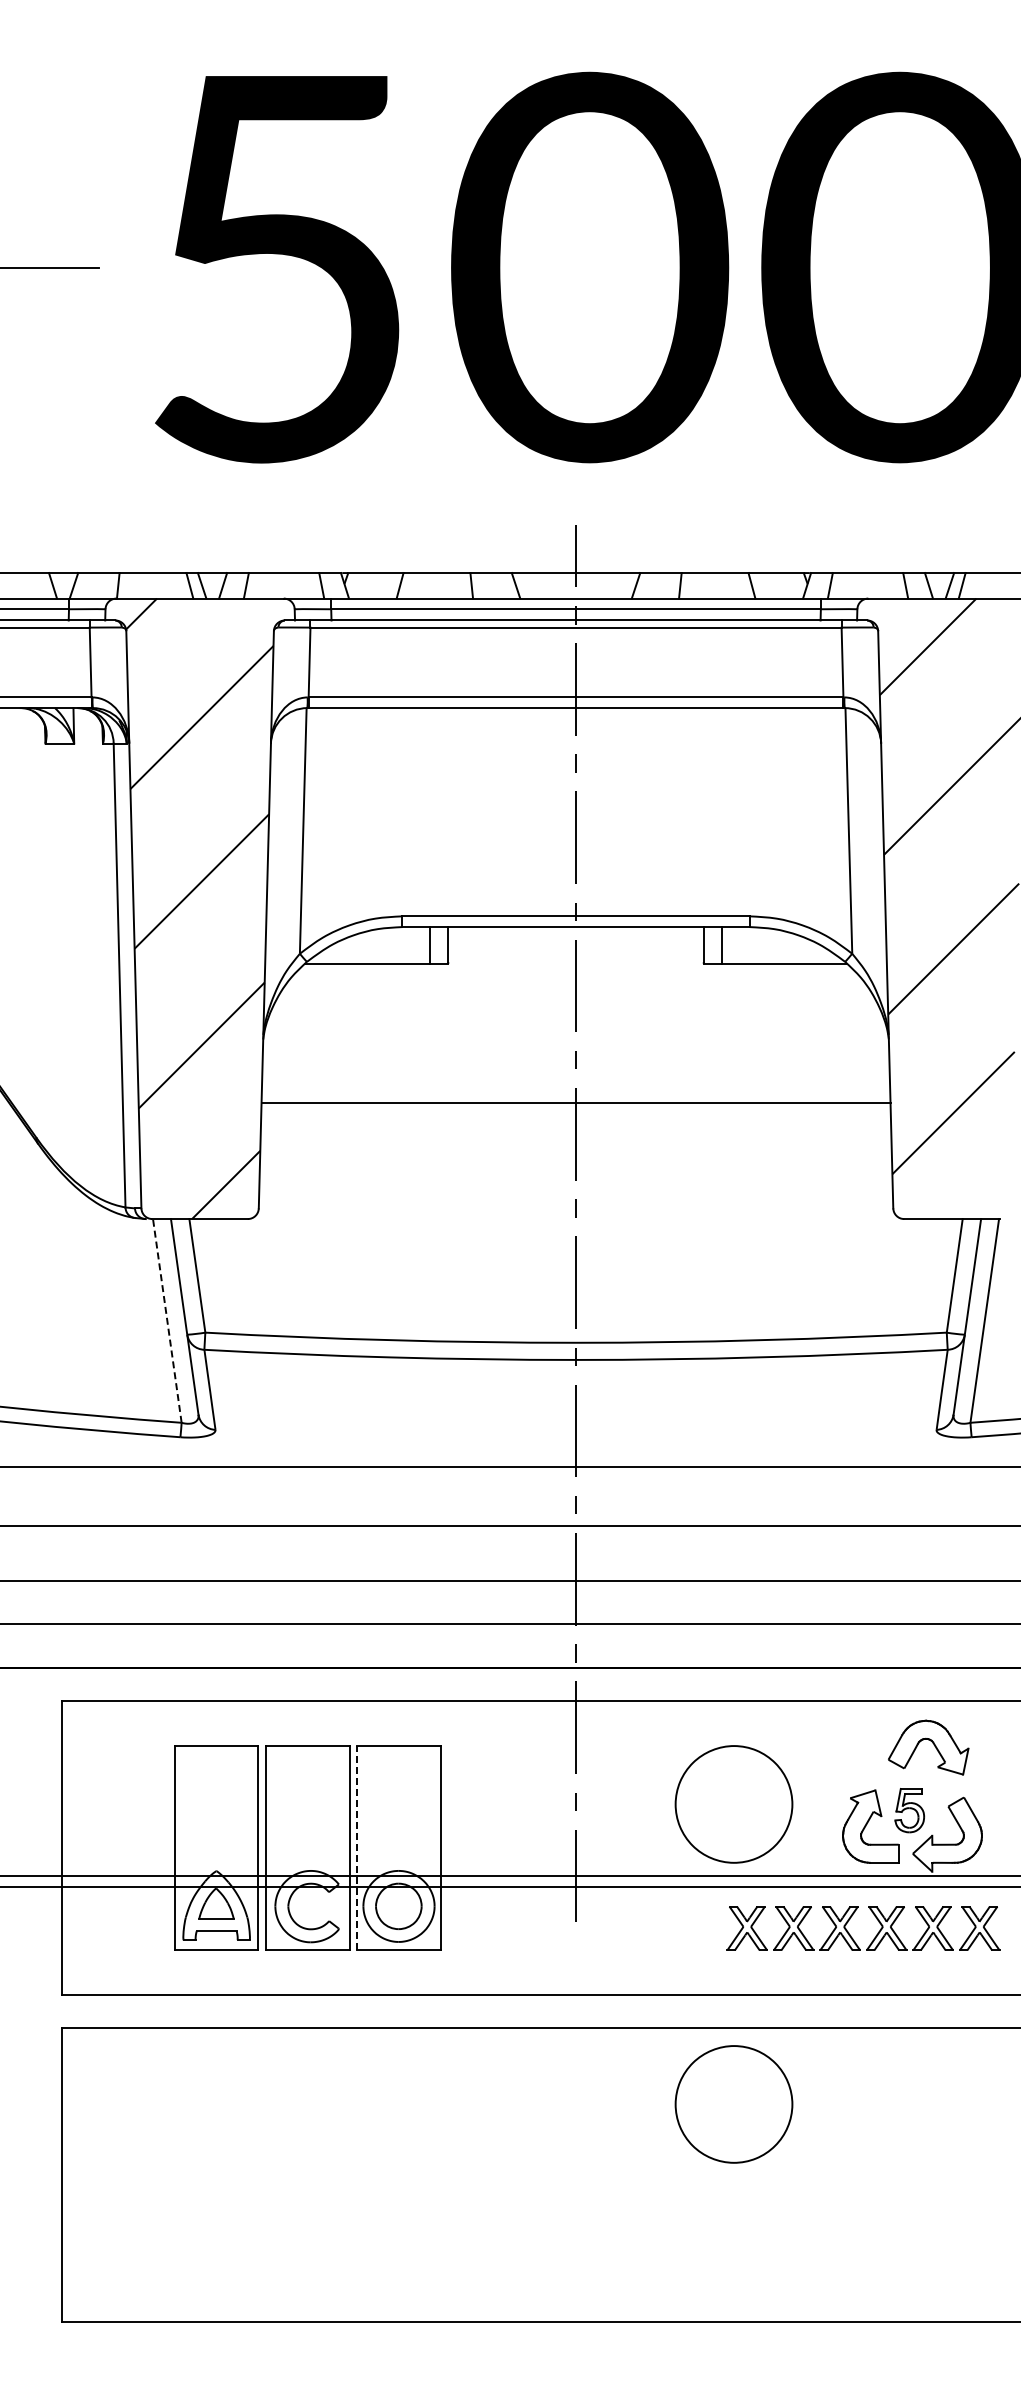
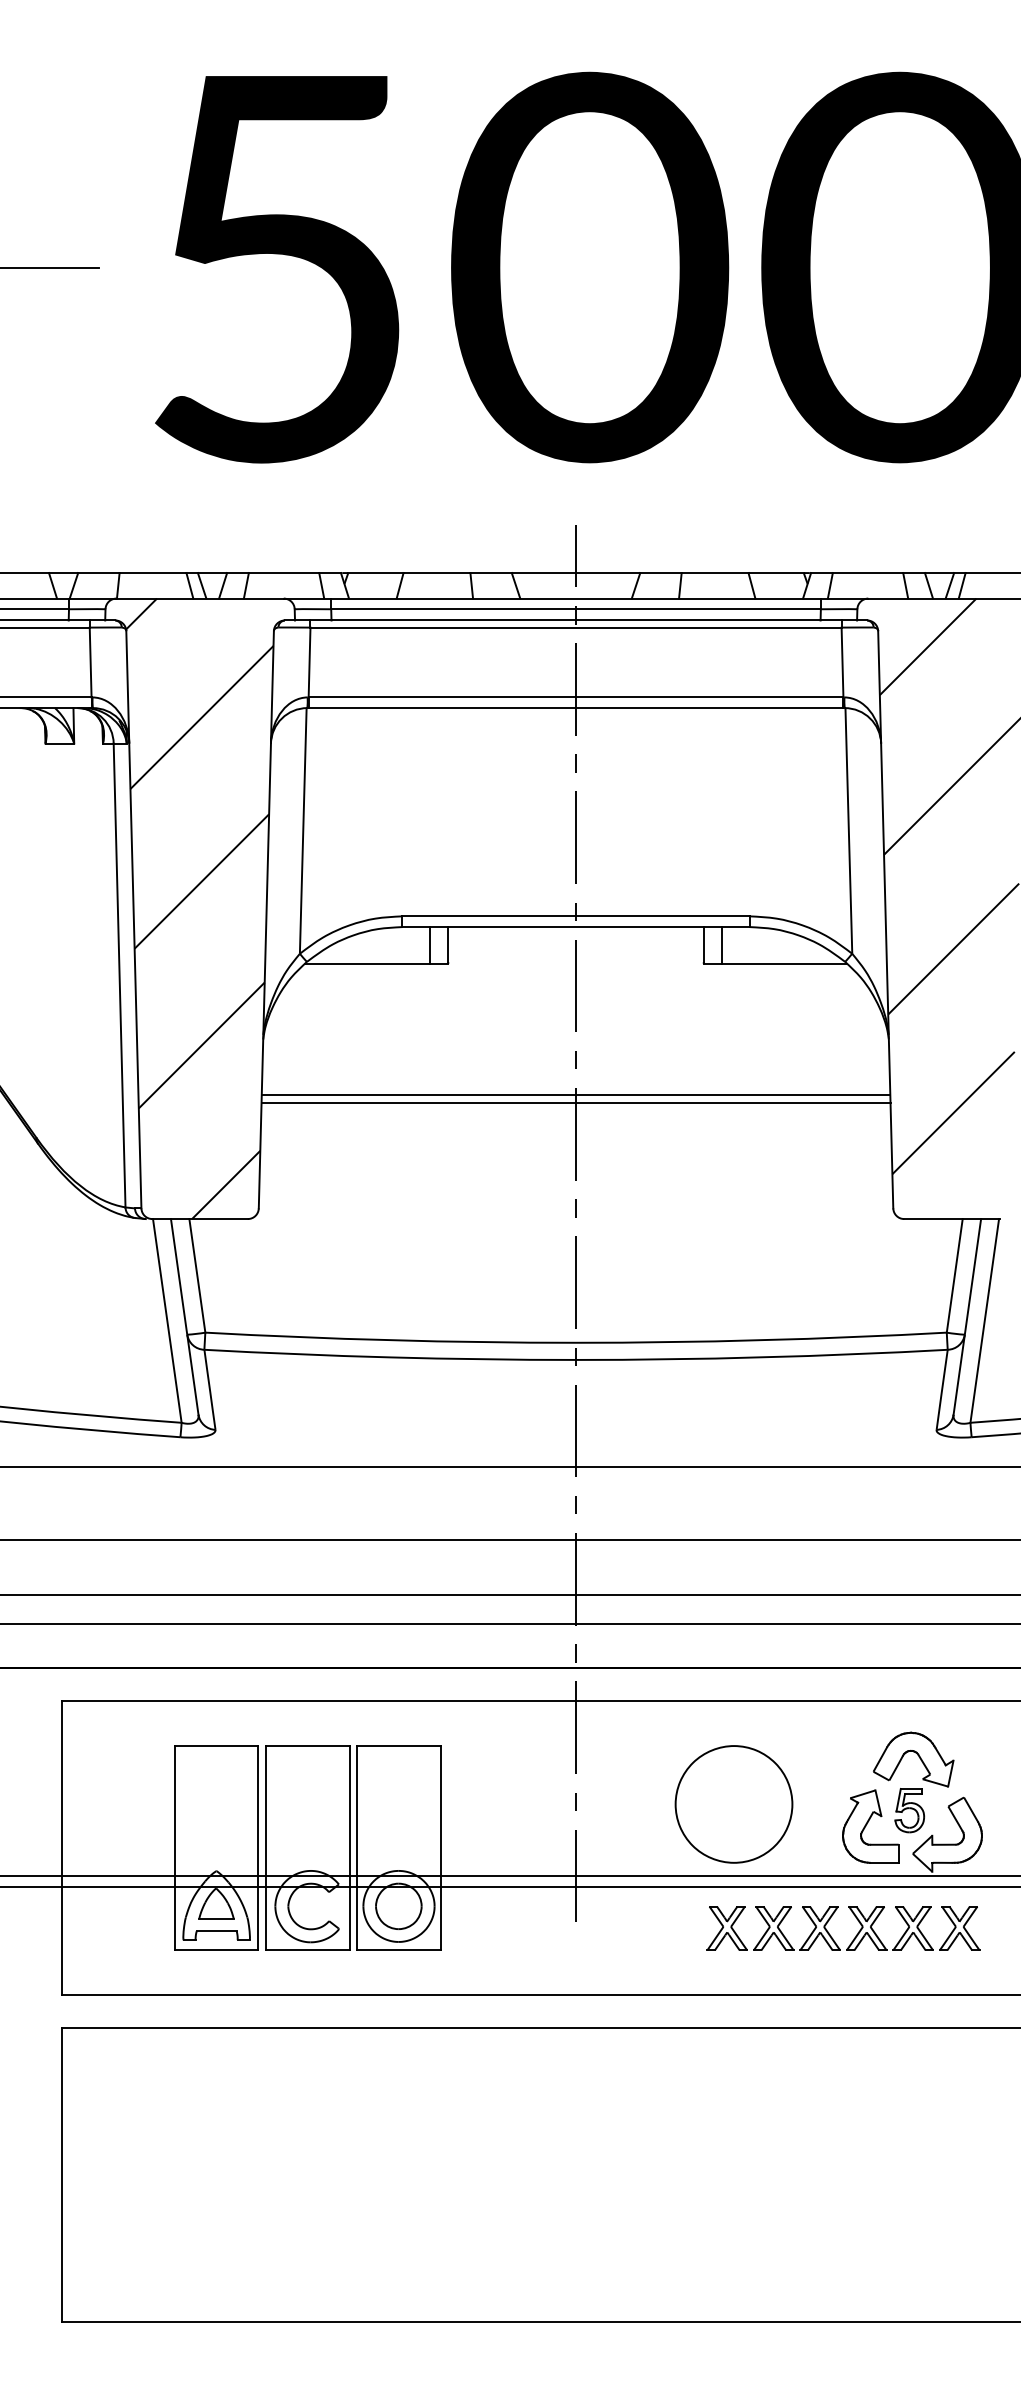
line: none -> present (575, 1094)
line: dashed -> solid (167, 1320)
line position: (509, 1526) -> (509, 1540) (509, 1540)
line position: (509, 1580) -> (509, 1594) (509, 1594)
part position: (928, 1747) -> (913, 1759) (913, 1759)
line: dashed -> solid (357, 1848)
part position: (851, 1935) -> (831, 1935) (831, 1935)
part: present -> none (733, 2104)
